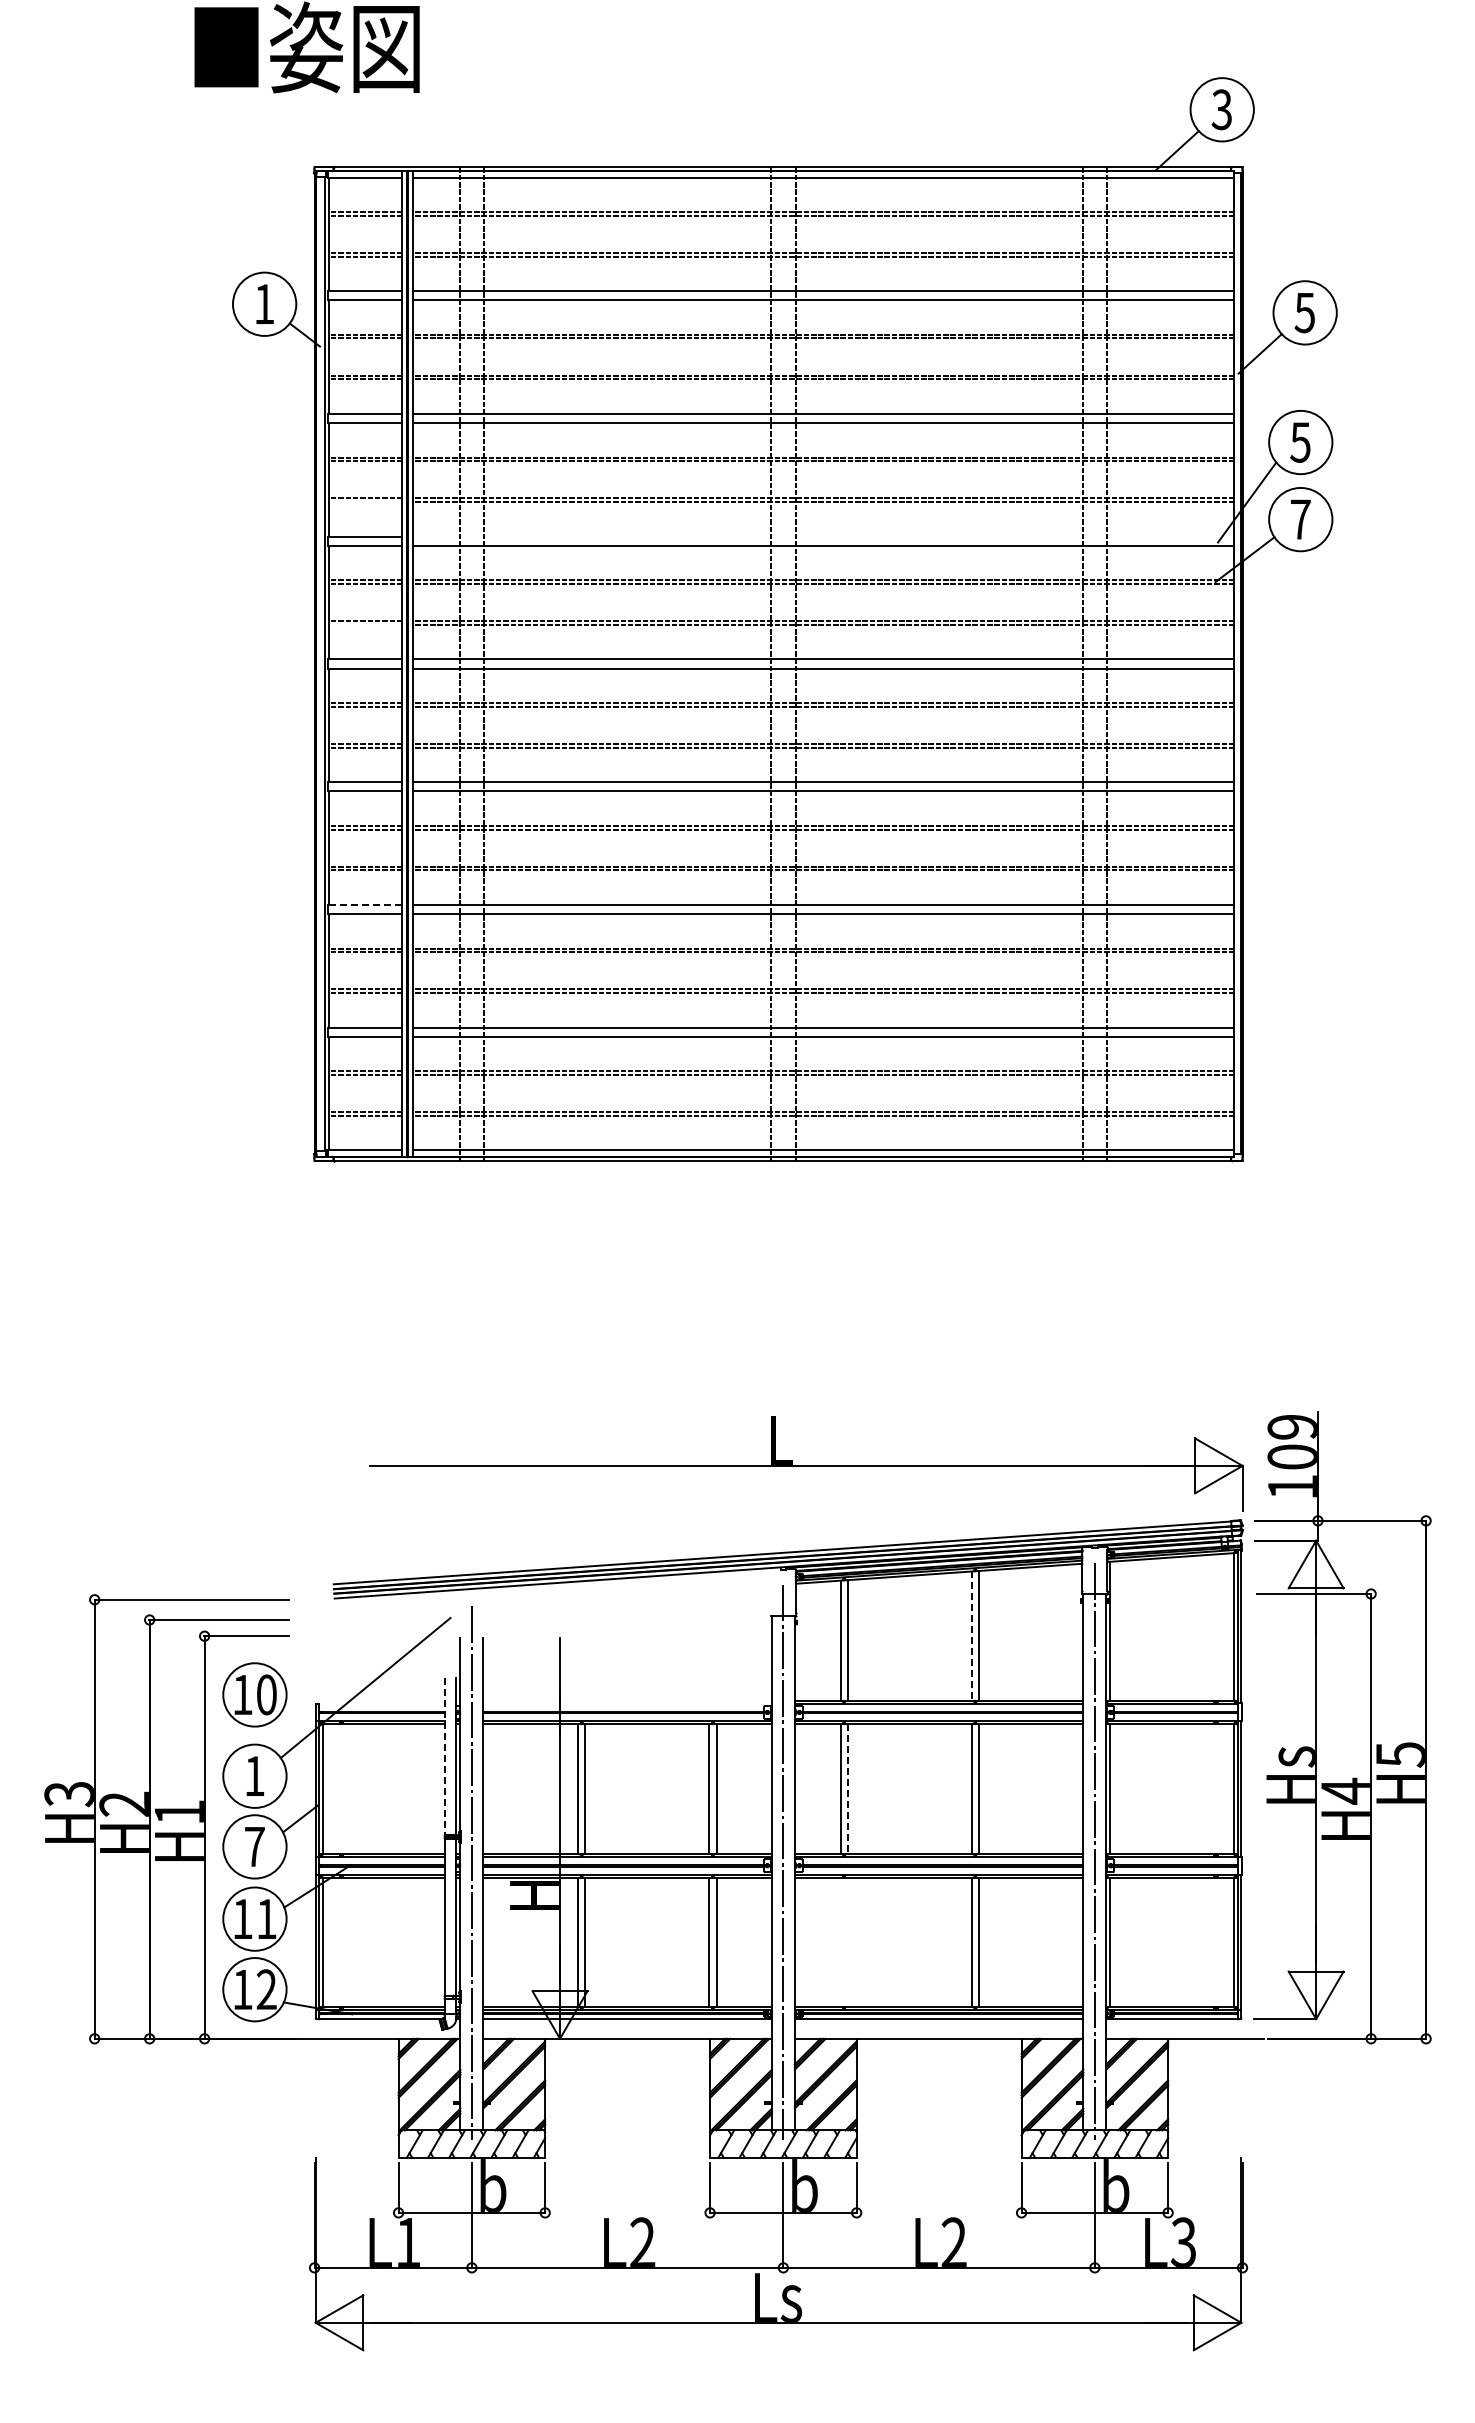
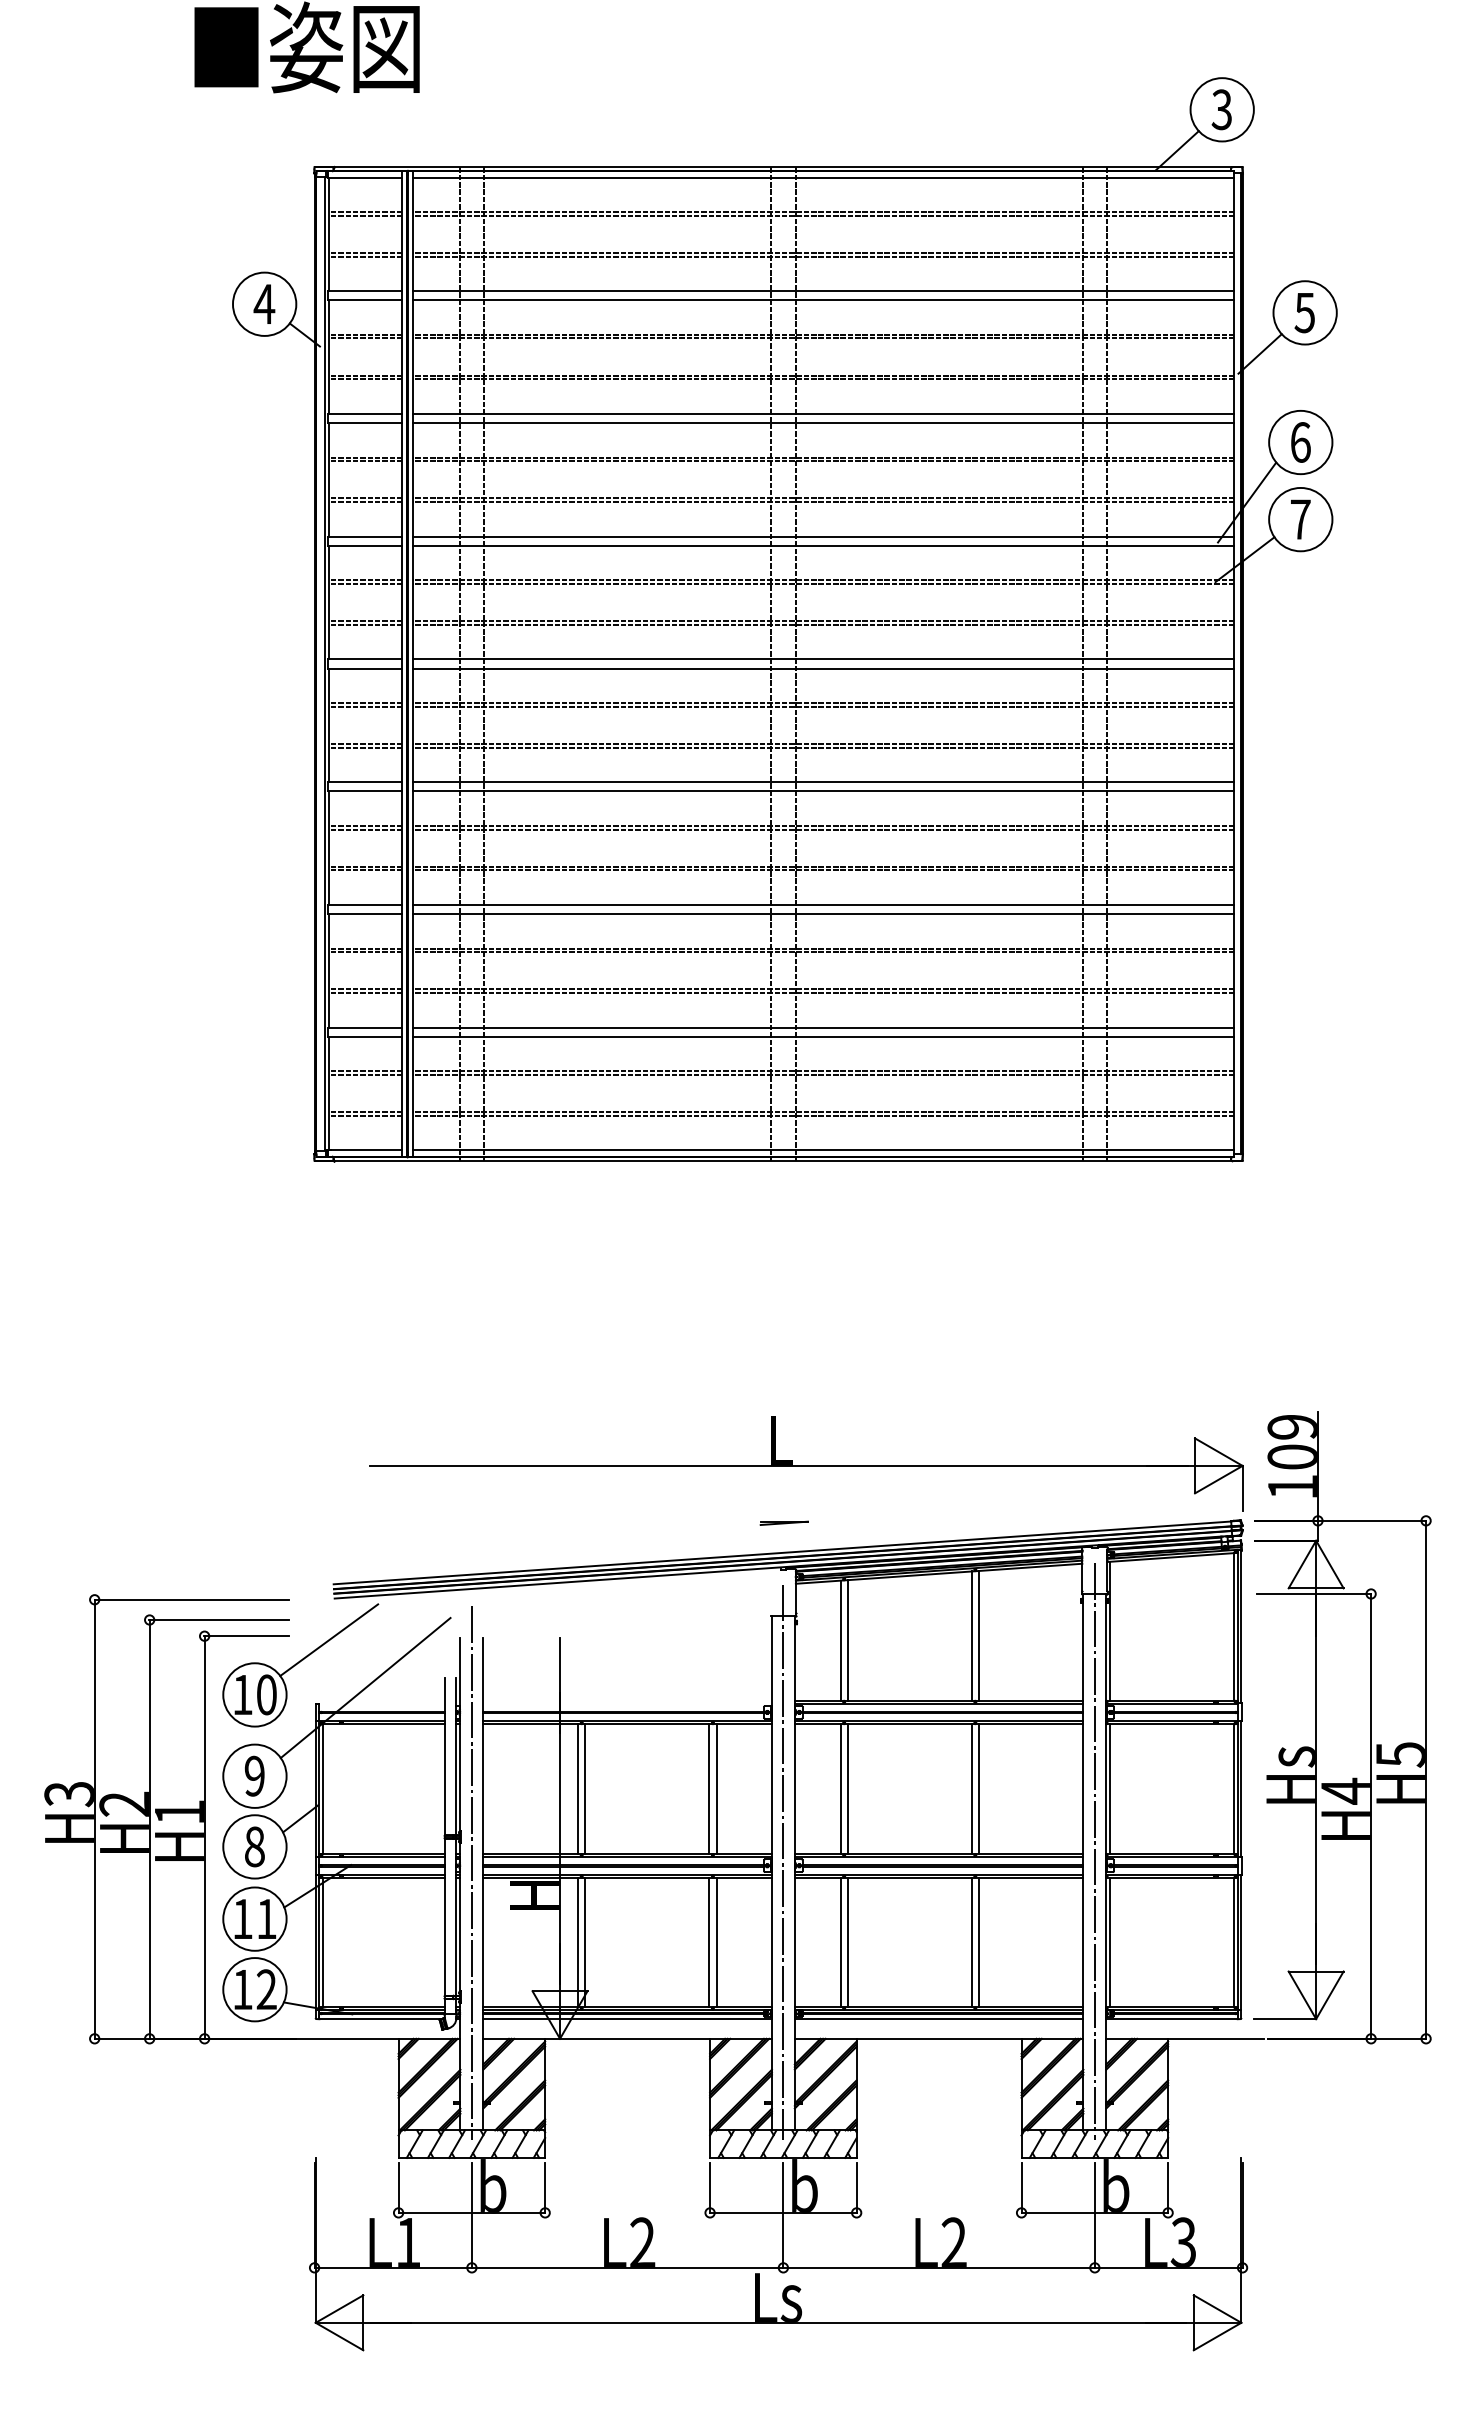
text: 1 -> 4 (264, 303)
text: 5 -> 6 (1300, 442)
line: none -> present (365, 502)
line: none -> present (823, 536)
line: none -> present (365, 624)
line: dashed -> solid (364, 904)
line: none -> present (783, 1522)
line: dashed -> solid (971, 1636)
line: none -> present (329, 1639)
line: dashed -> solid (445, 1756)
text: 1 -> 9 (254, 1775)
line: dashed -> solid (847, 1789)
text: 7 -> 8 (254, 1846)
line: none -> present (840, 1942)
line: none -> present (847, 1942)
